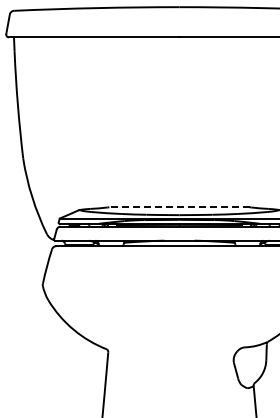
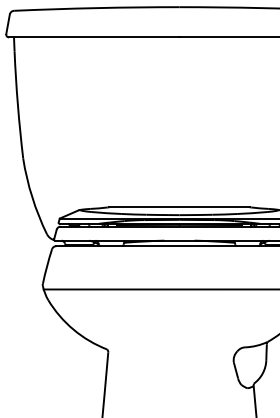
line: dashed -> solid (178, 207)
line: none -> present (159, 289)
